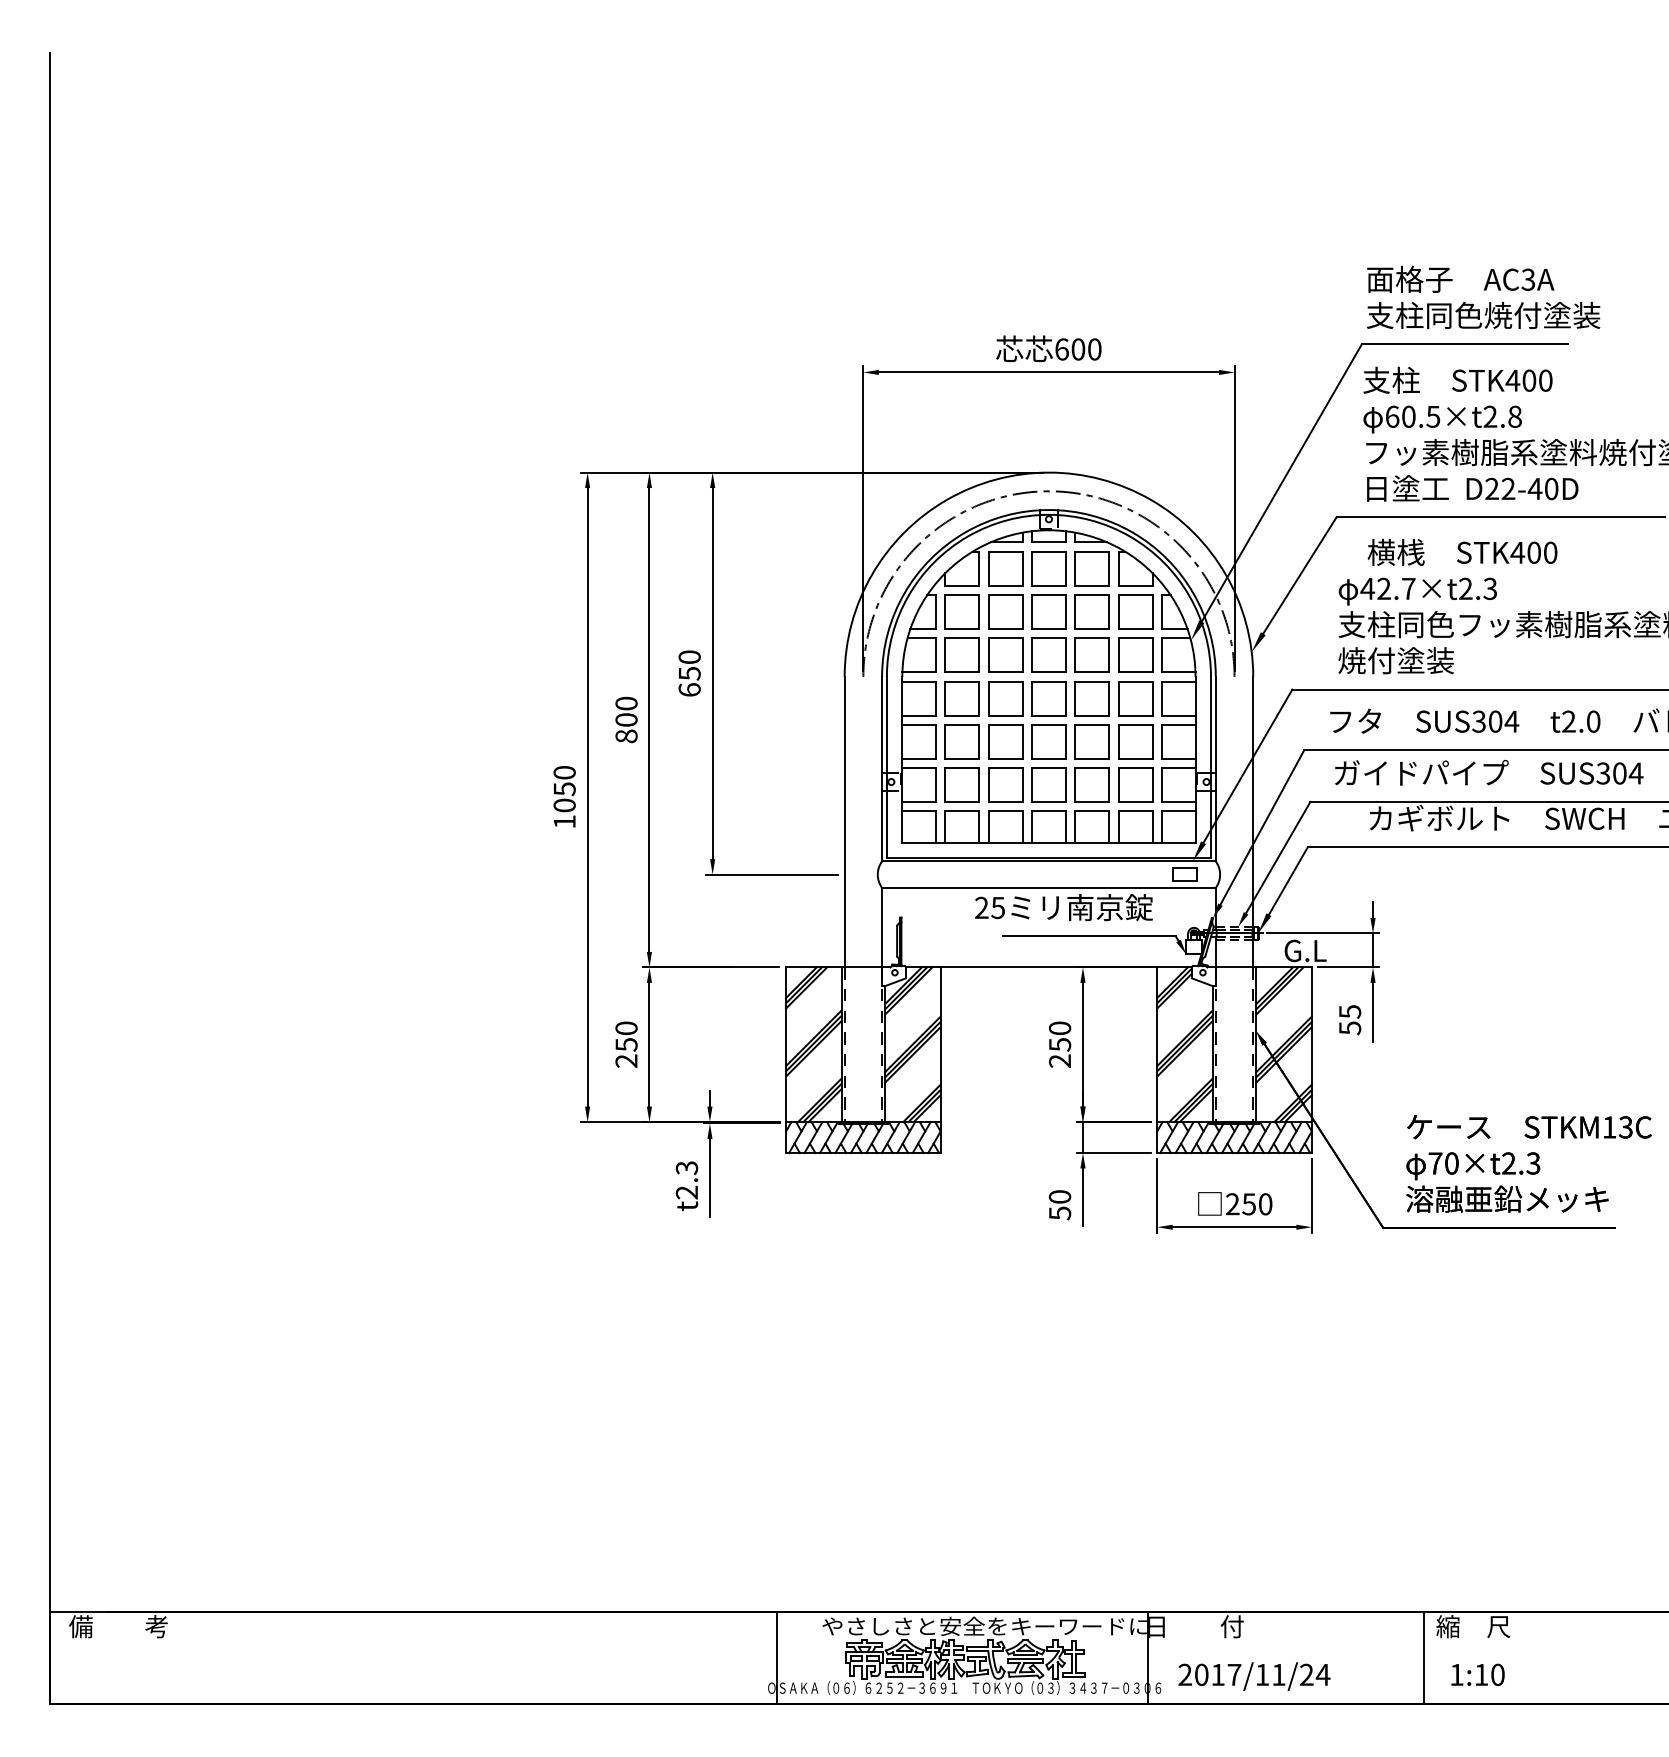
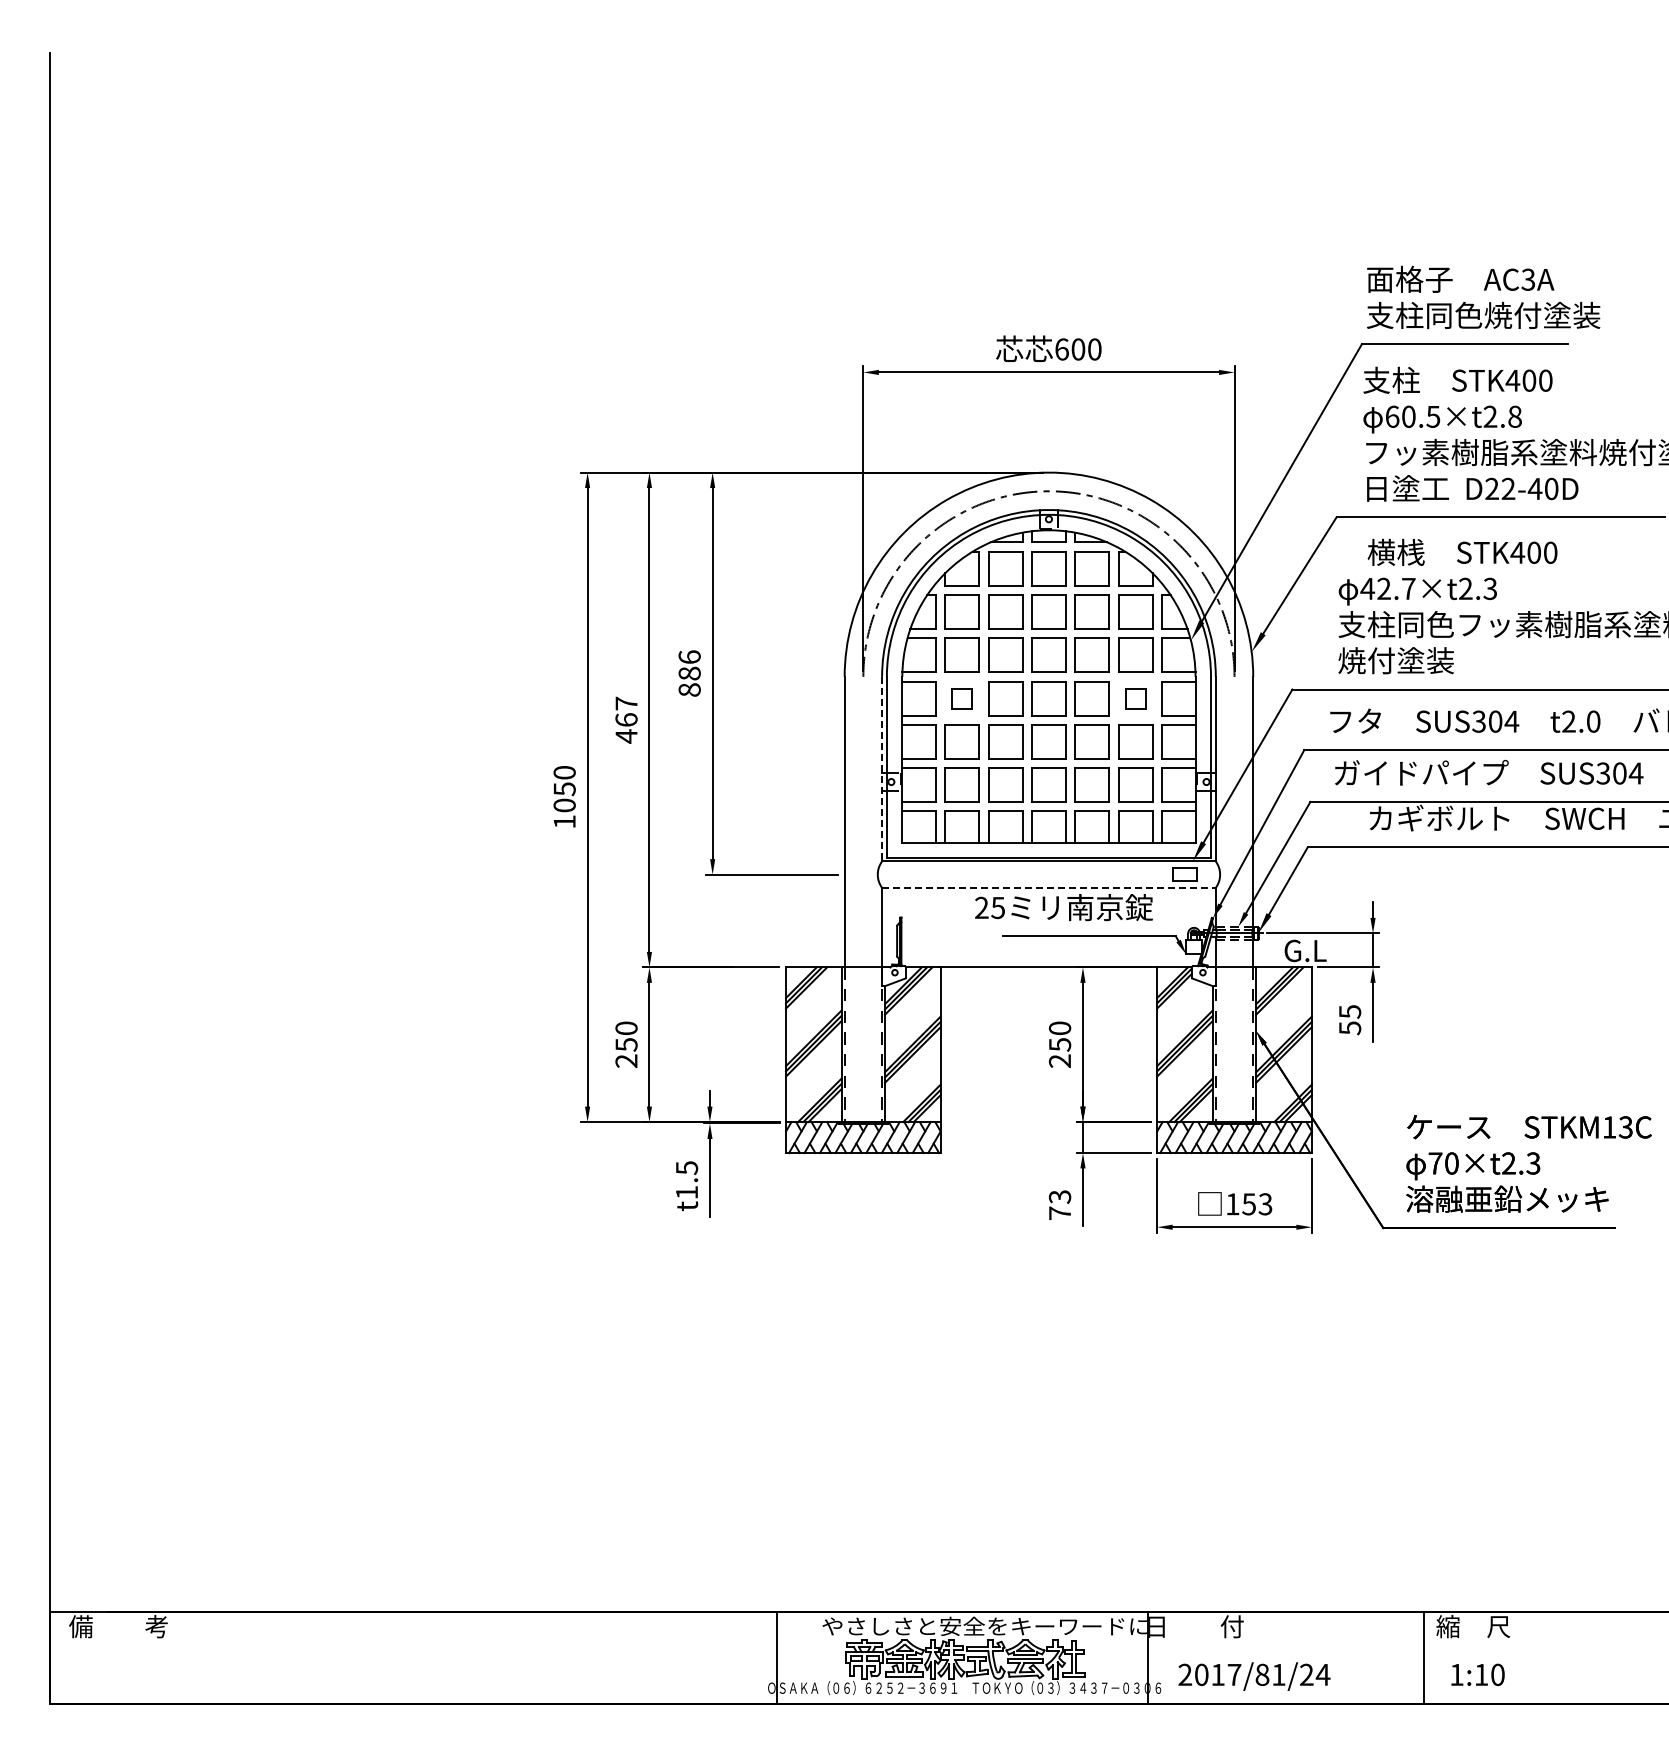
text: 650 -> 886 (689, 673)
part size: 36x36 px -> 22x22 px (961, 698)
part size: 36x36 px -> 22x22 px (1135, 698)
text: 800 -> 467 (626, 719)
line: solid -> dashed (882, 769)
line: solid -> dashed (1048, 887)
text: t2.3 -> t1.5 (686, 1180)
text: 250 -> 153 (1249, 1204)
text: 50 -> 73 (1060, 1205)
text: 2017/11/24 -> 2017/81/24 (1262, 1674)
